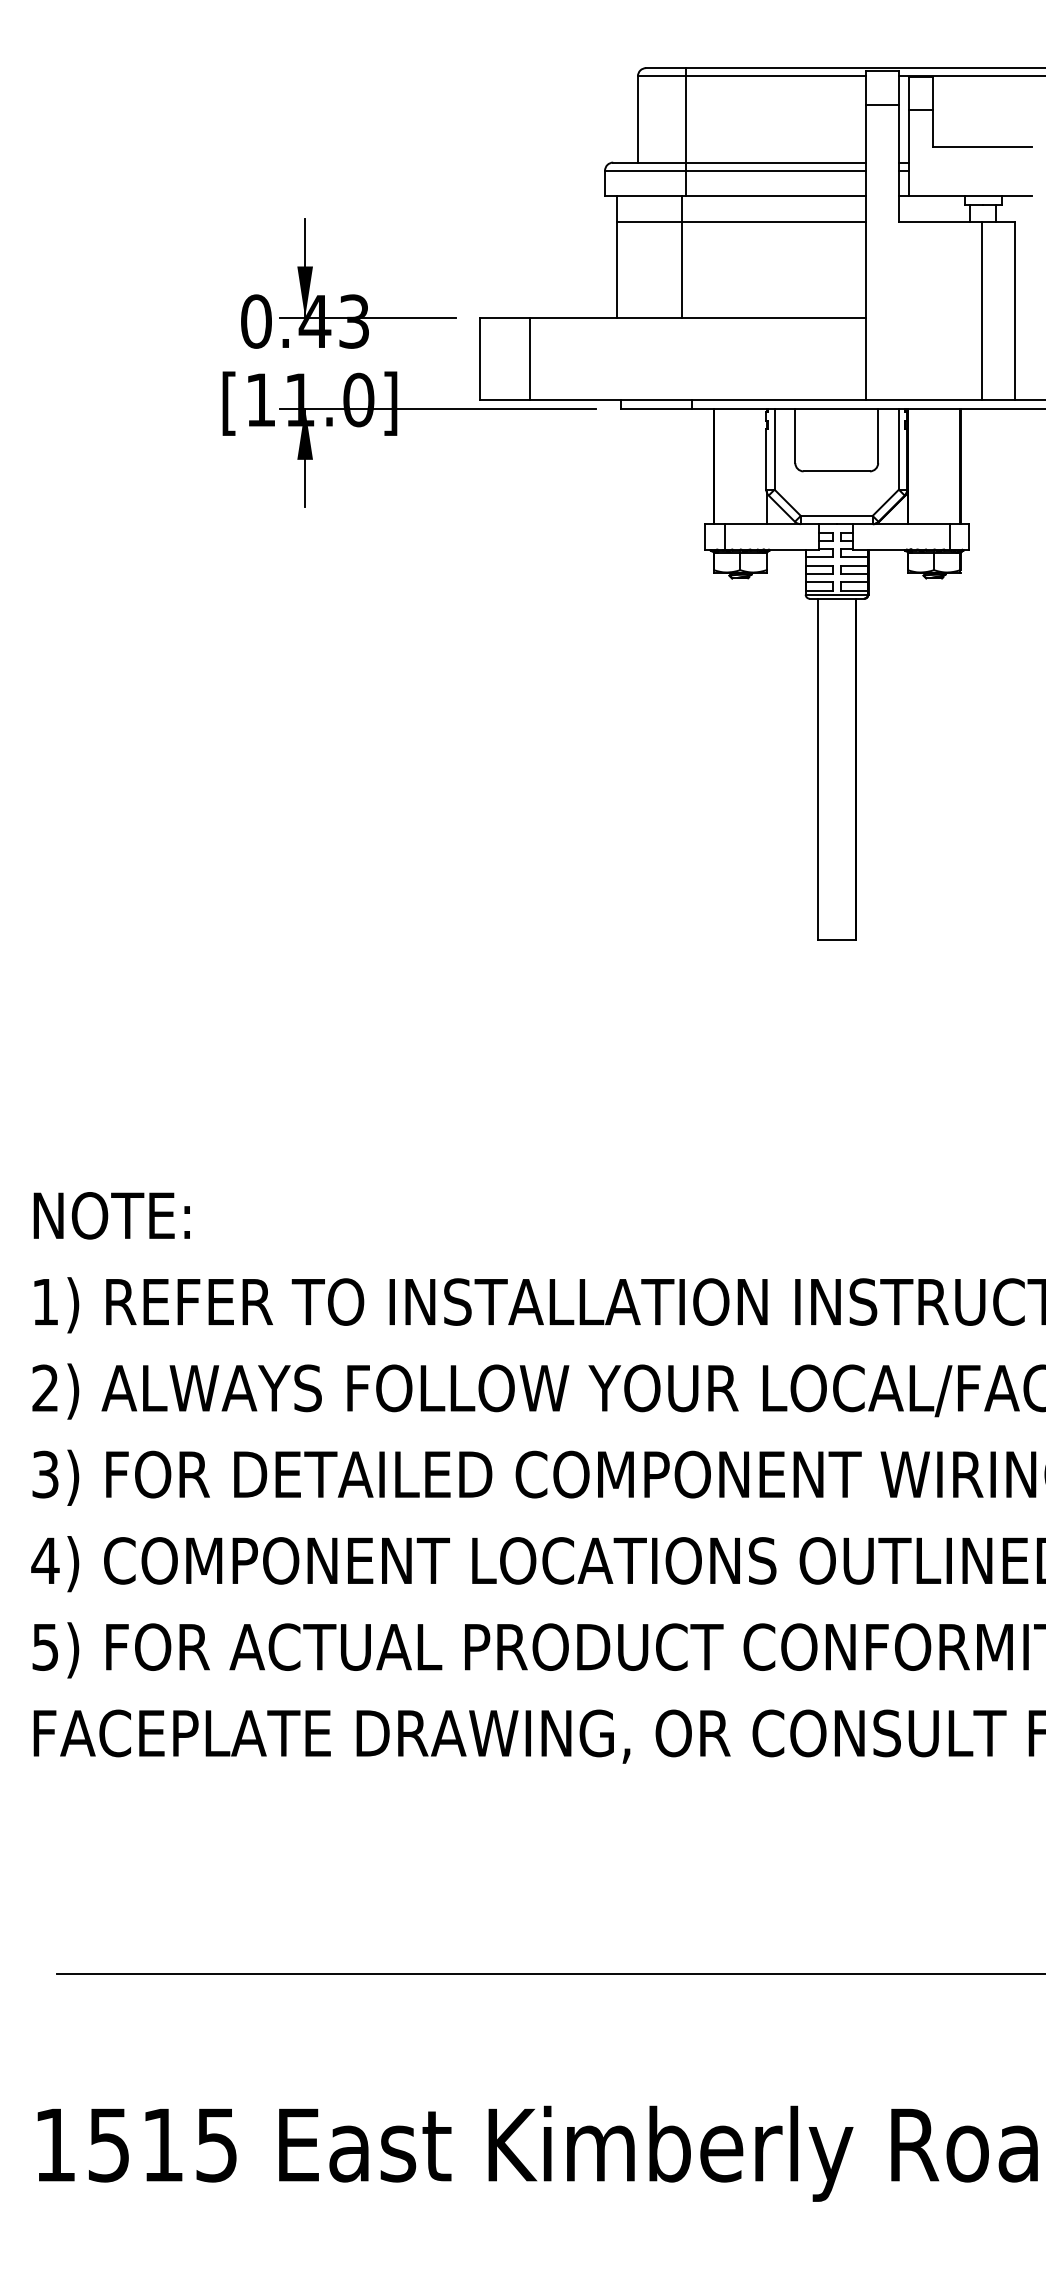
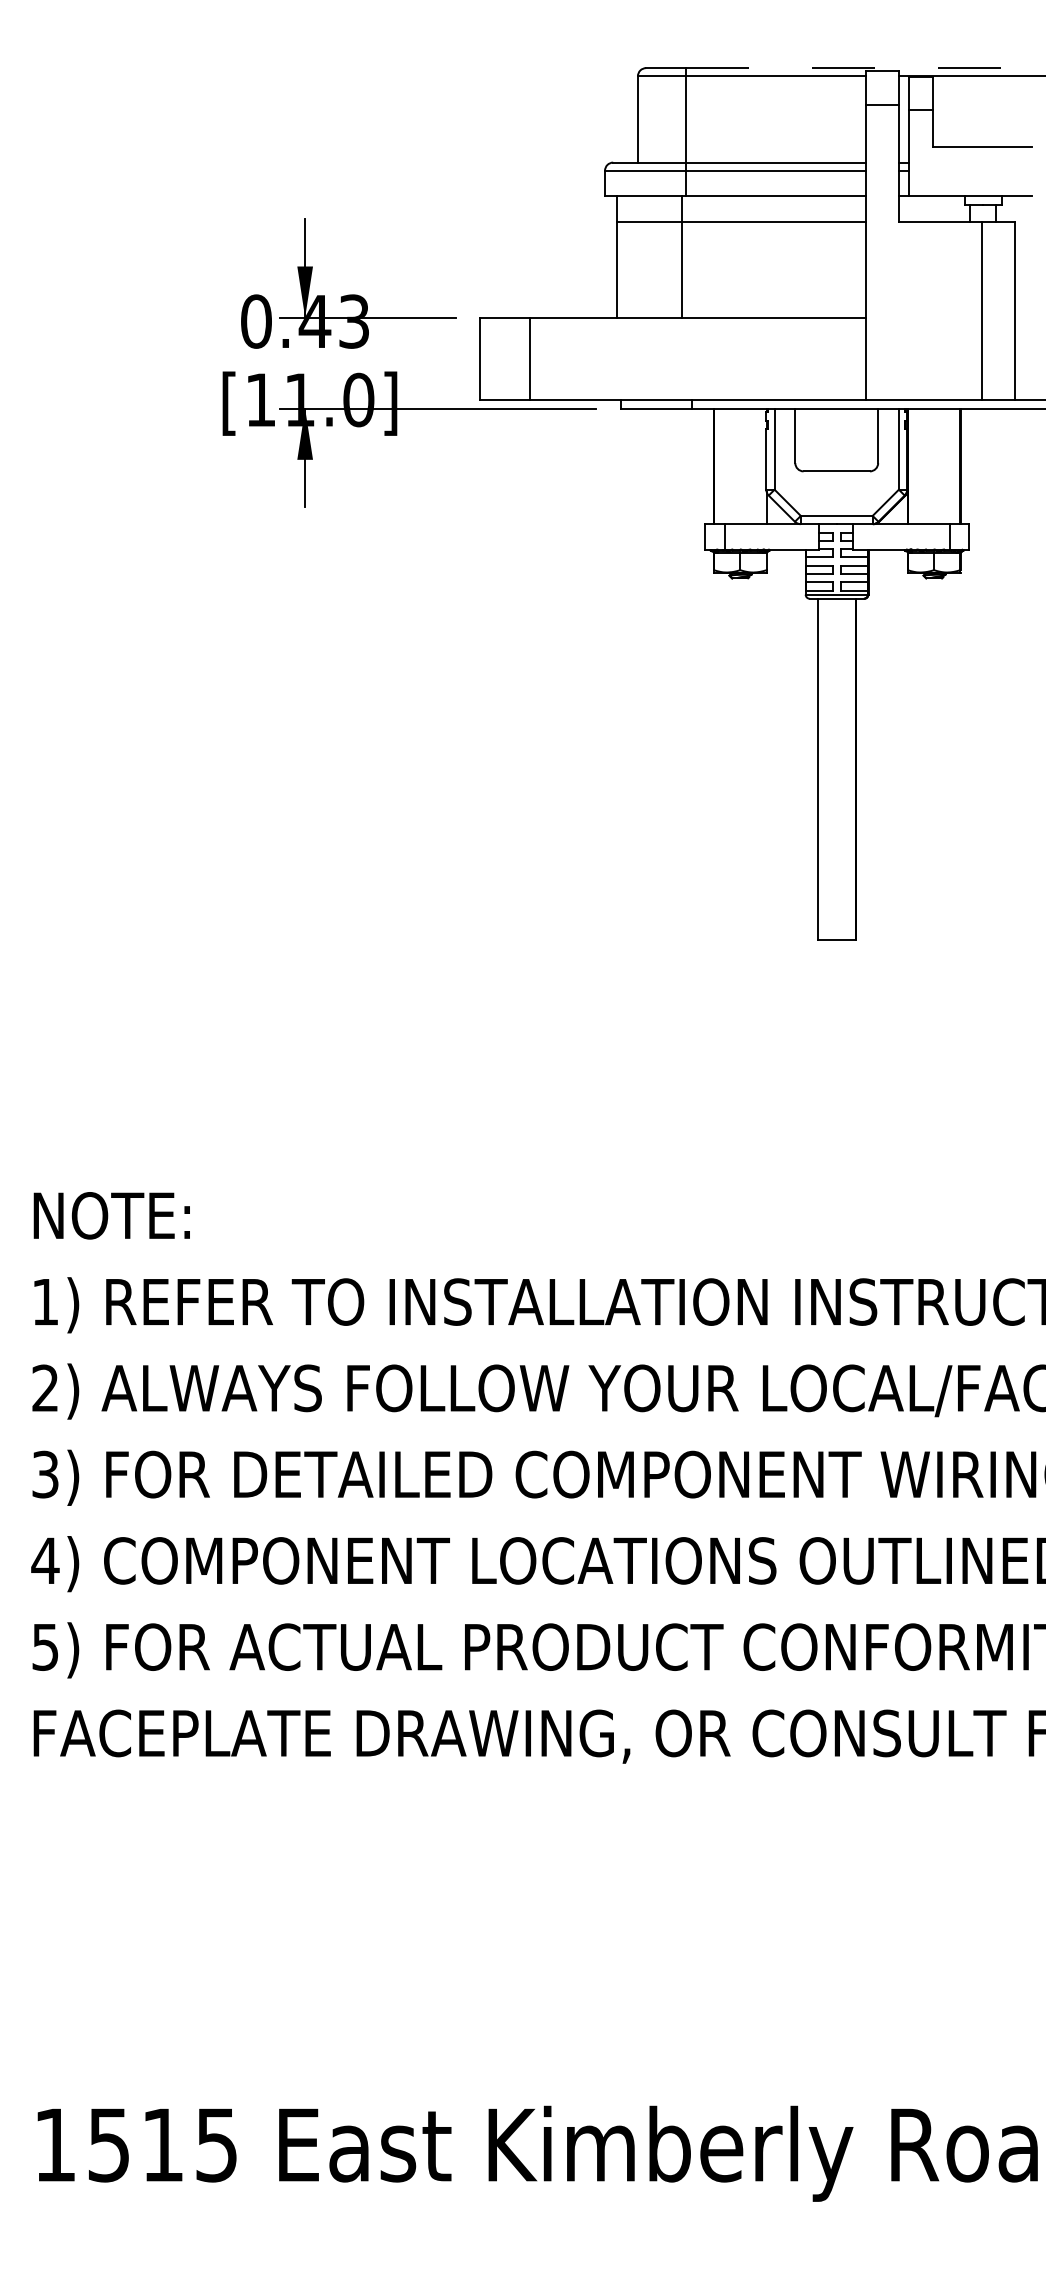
line: solid -> dashed (865, 68)
line: present -> none (549, 1973)
